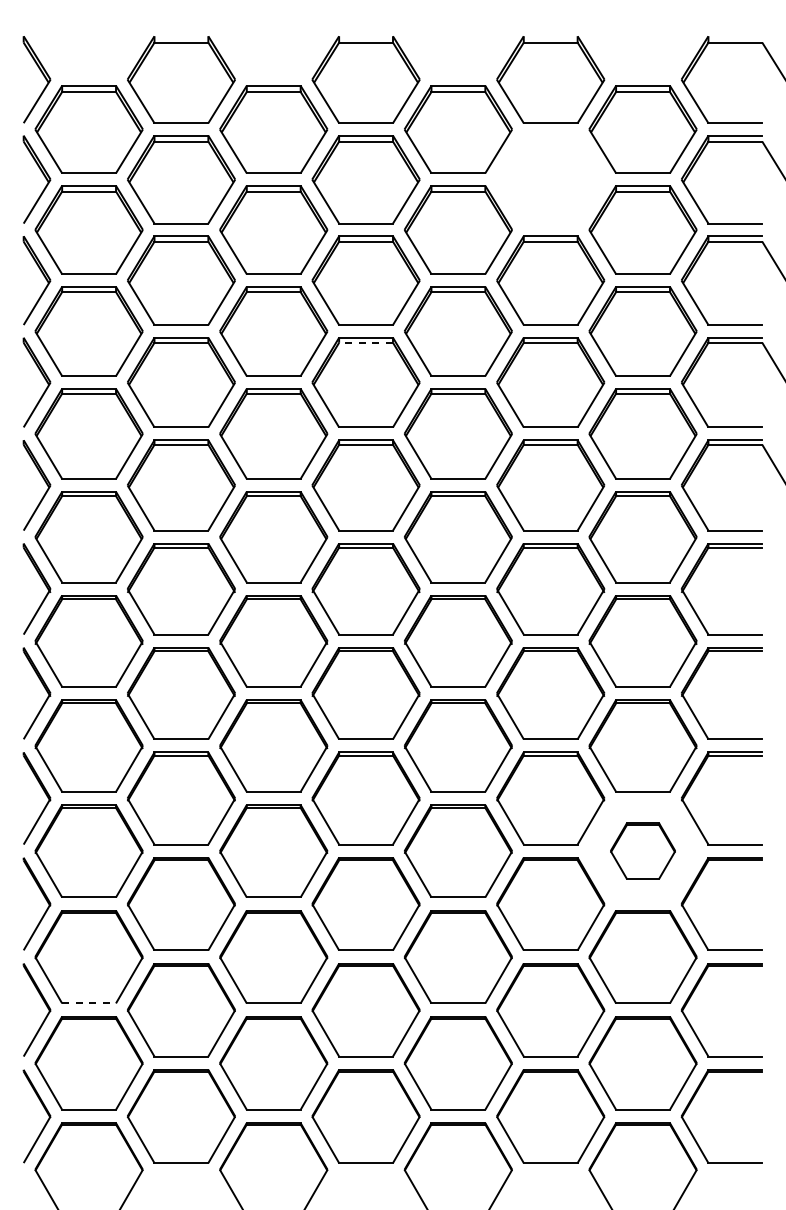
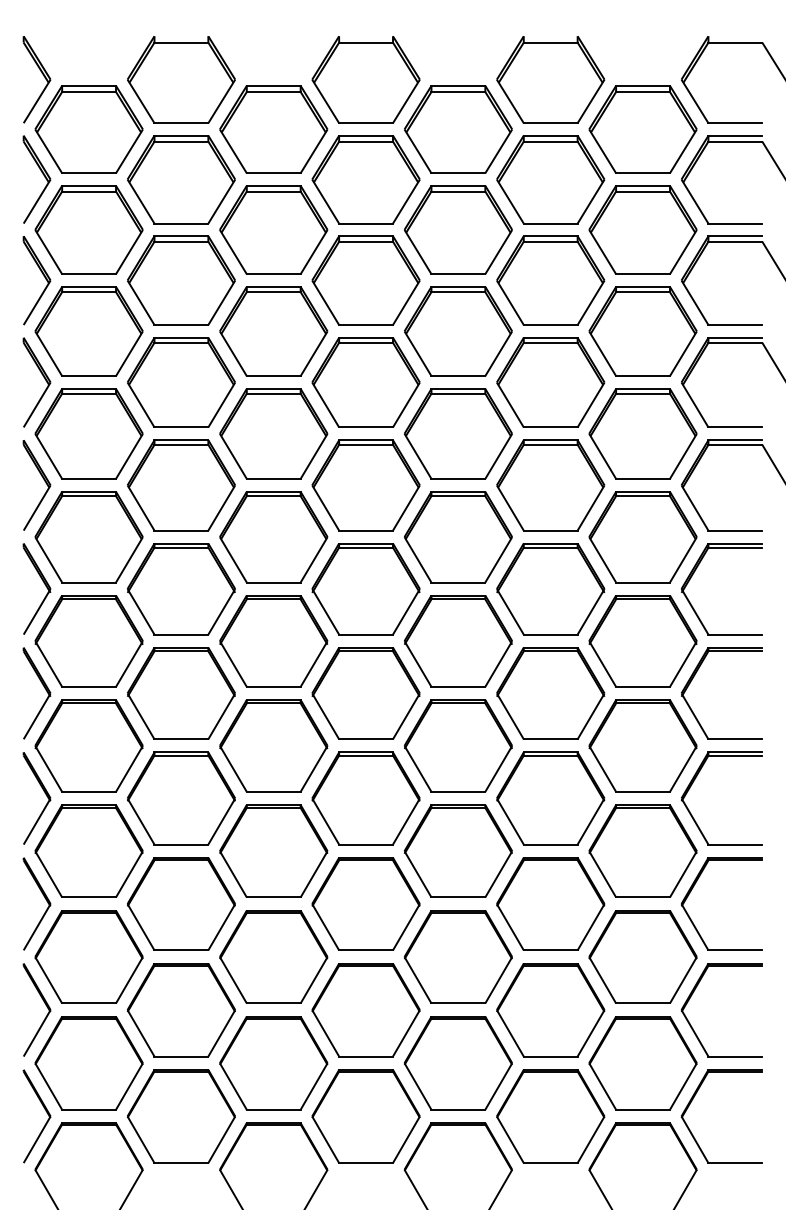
part: none -> present (550, 179)
line: dashed -> solid (366, 342)
part size: 66x58 px -> 110x94 px (642, 850)
line: dashed -> solid (89, 1003)
